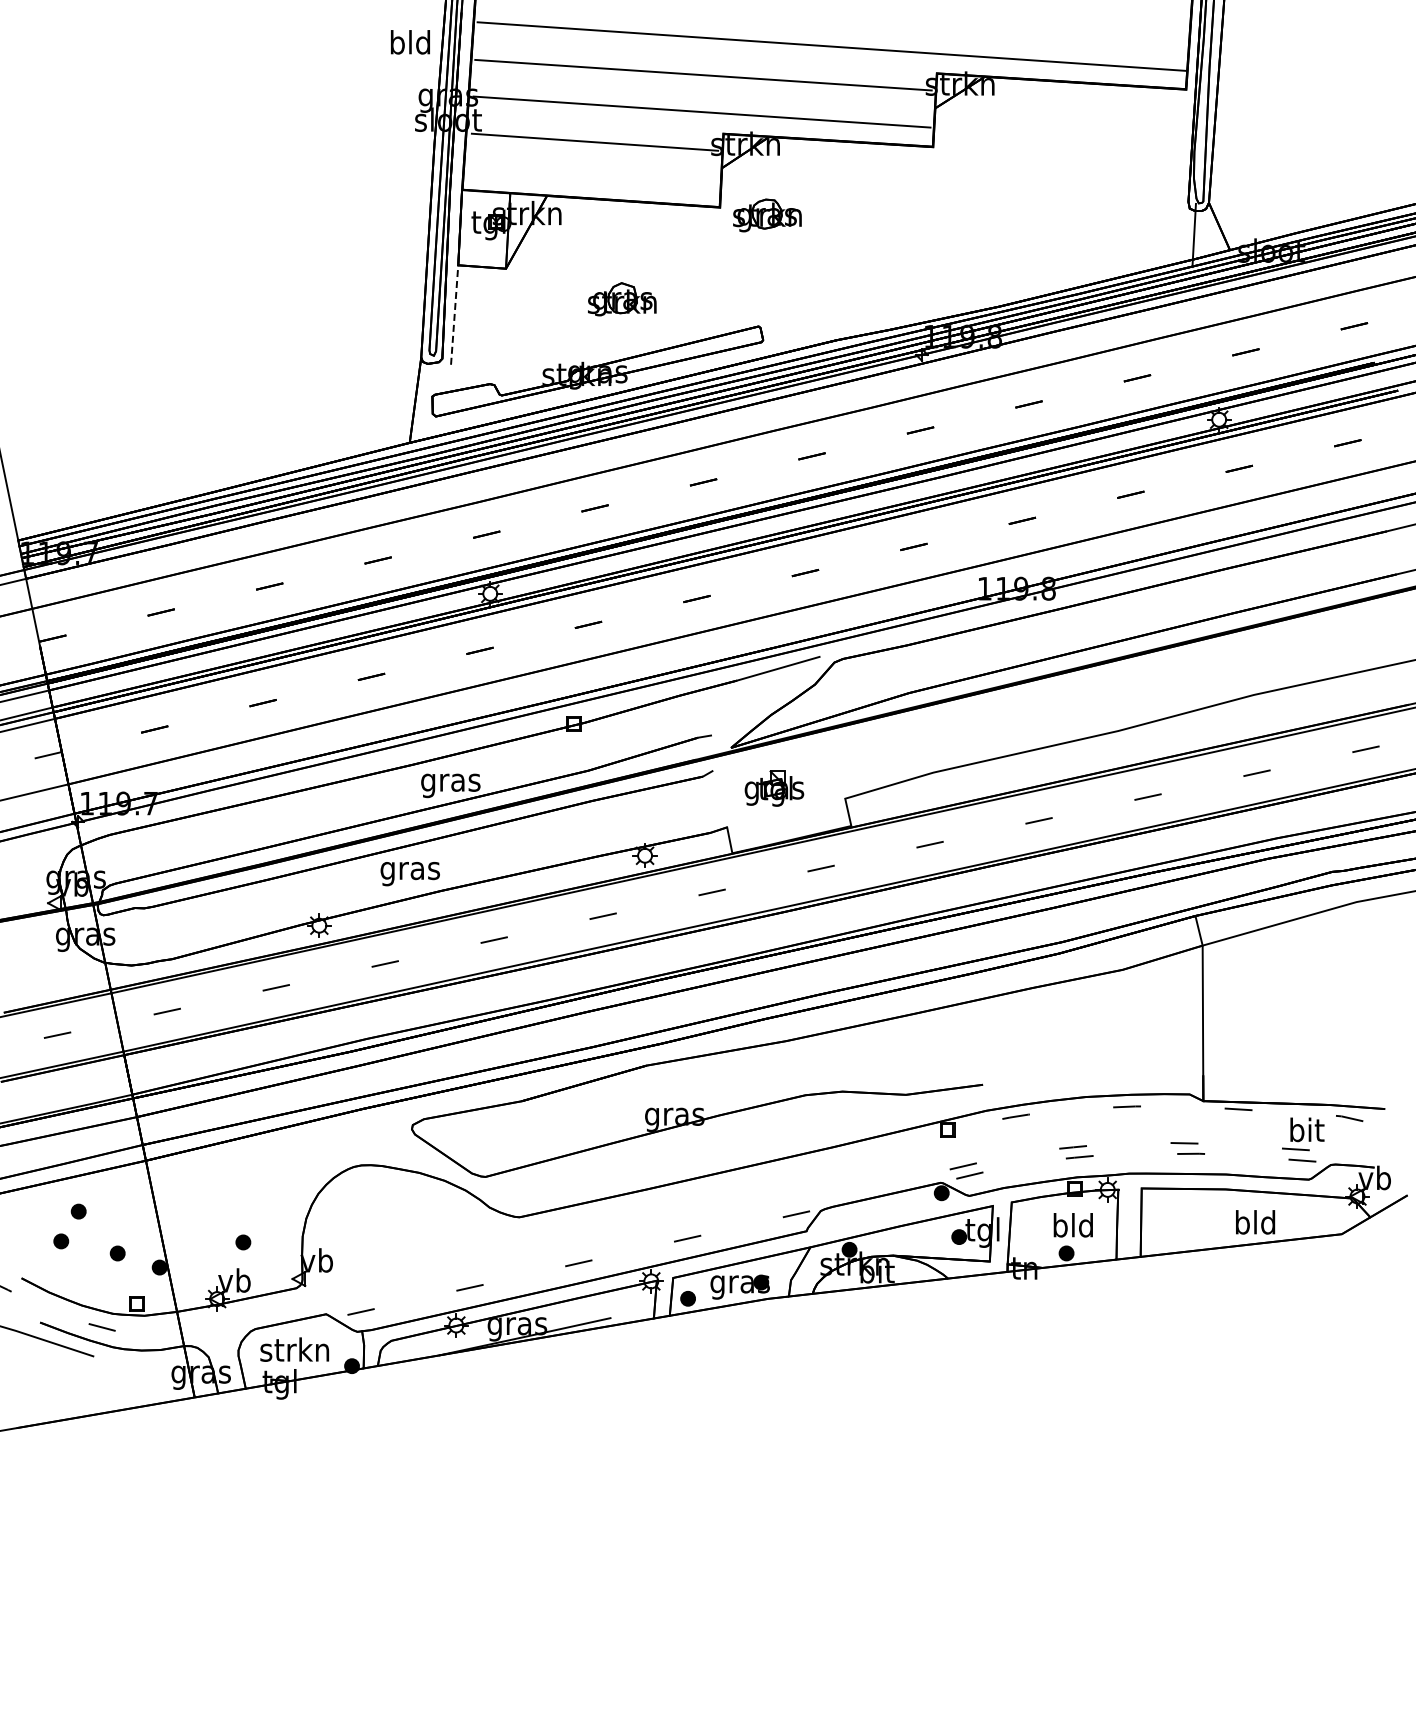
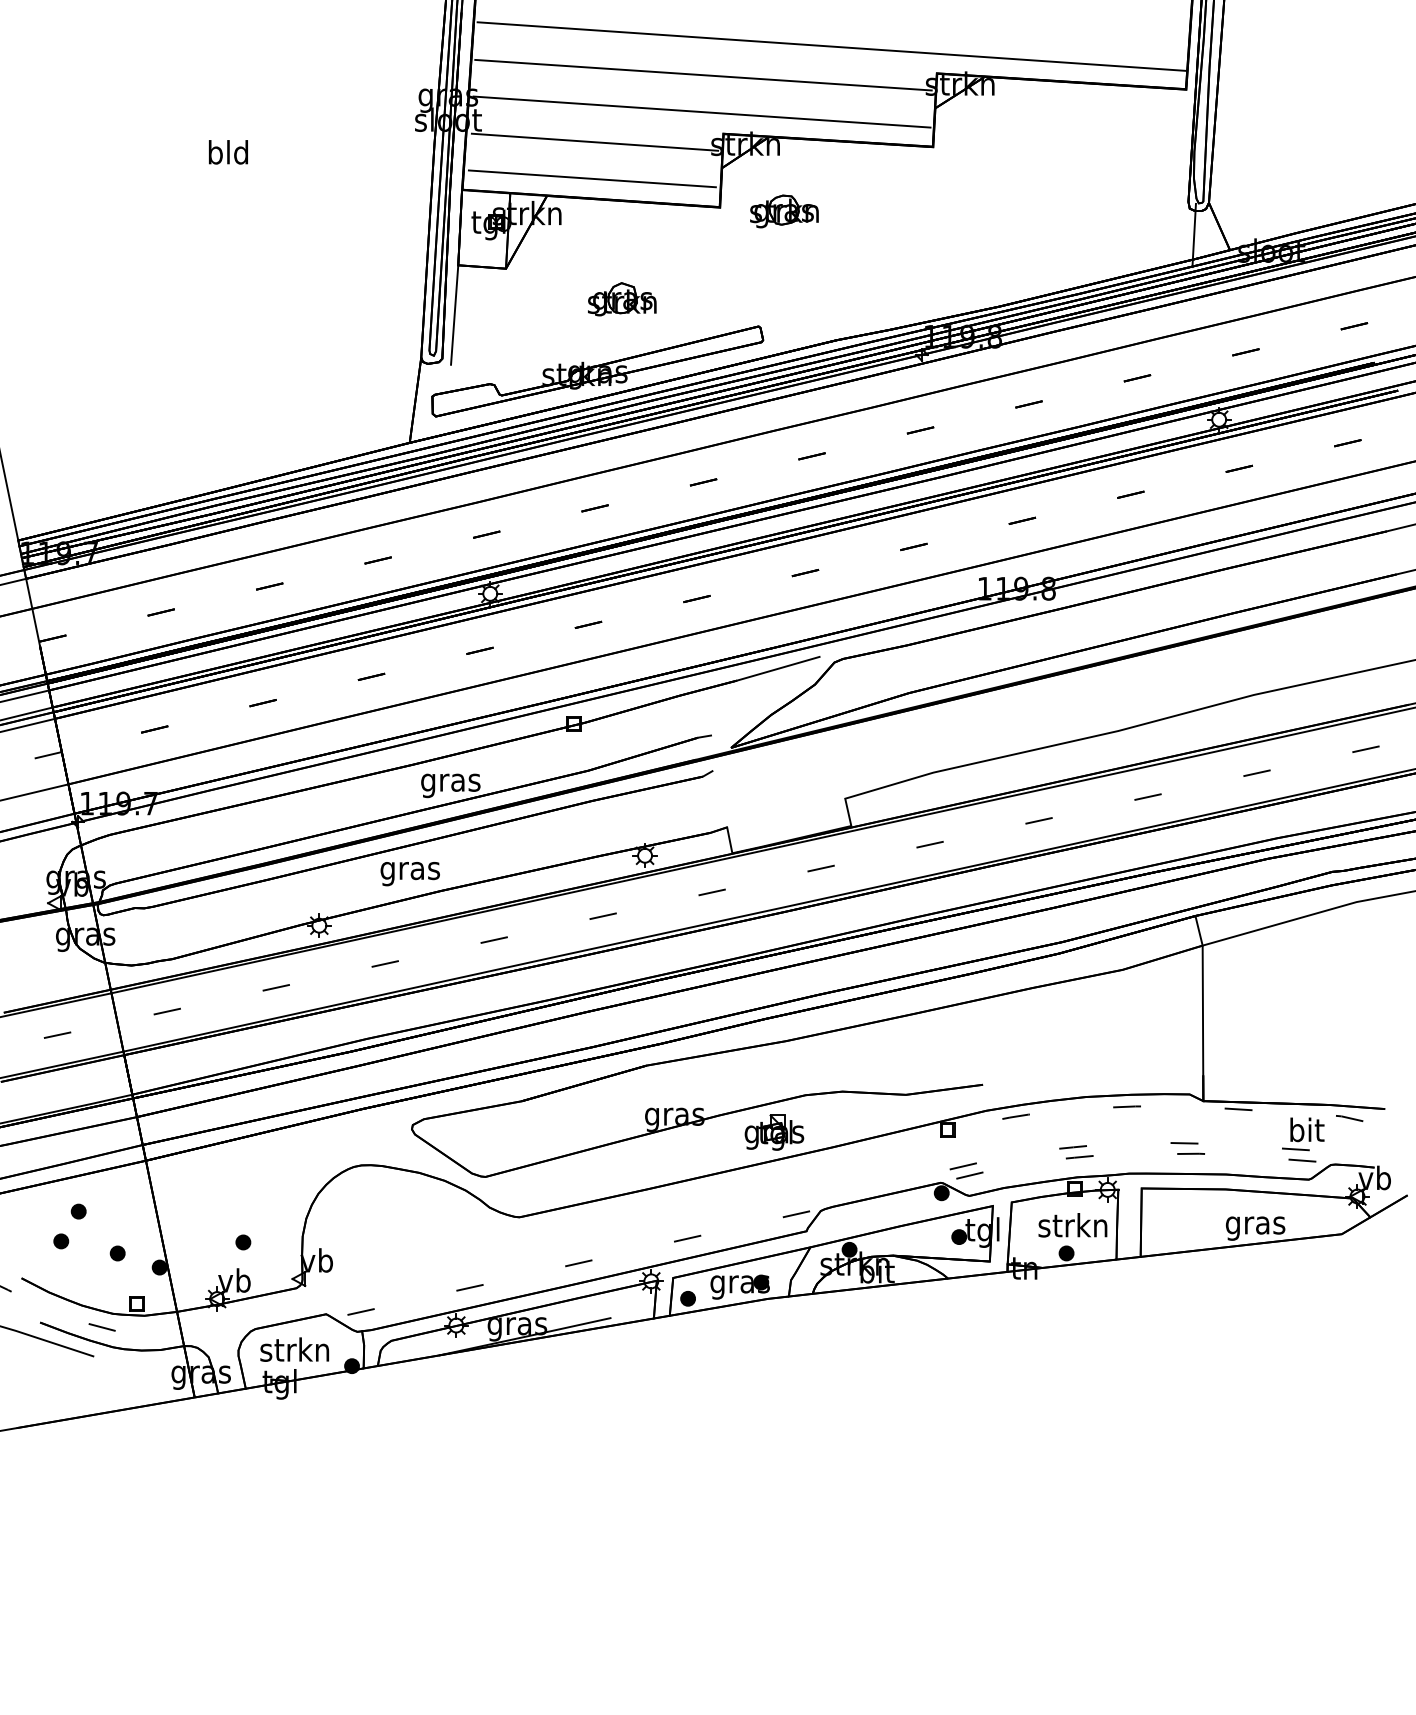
text position: (410, 42) -> (228, 152) (228, 152)
line: none -> present (591, 178)
part position: (767, 215) -> (784, 211) (784, 211)
line: dashed -> solid (454, 315)
part position: (774, 788) -> (774, 1132) (774, 1132)
text: bld -> strkn (1072, 1225)
text: bld -> gras (1255, 1225)
